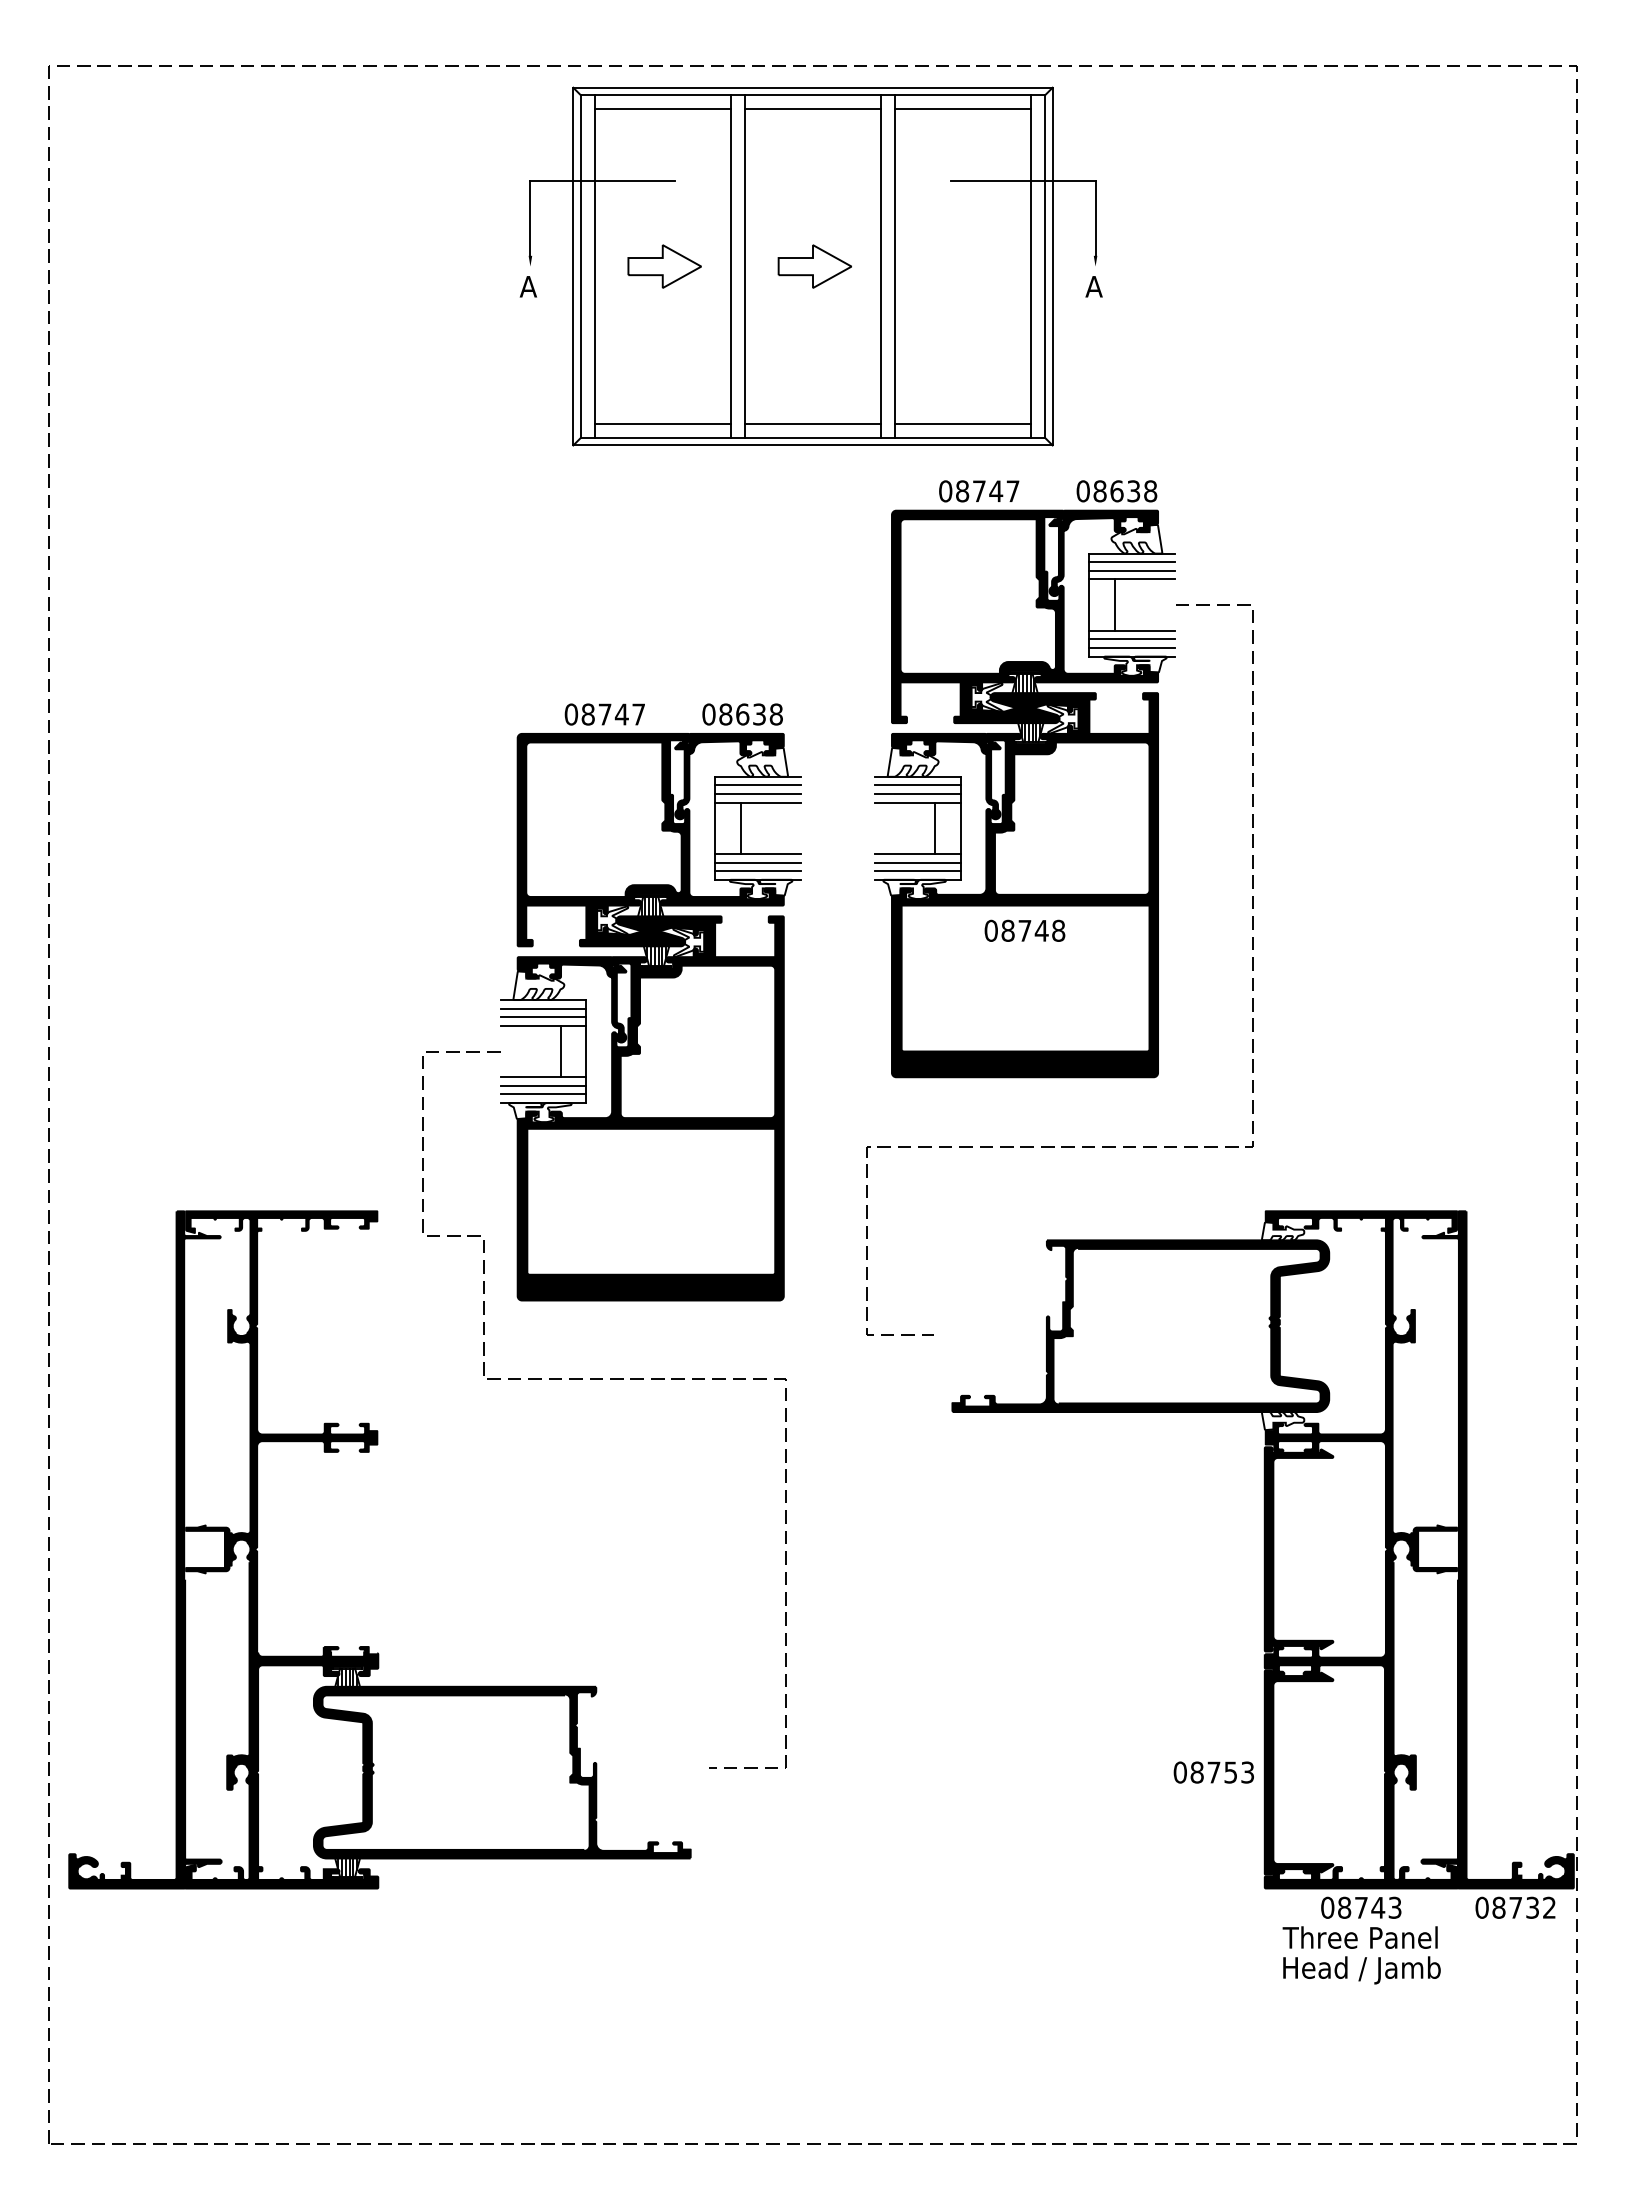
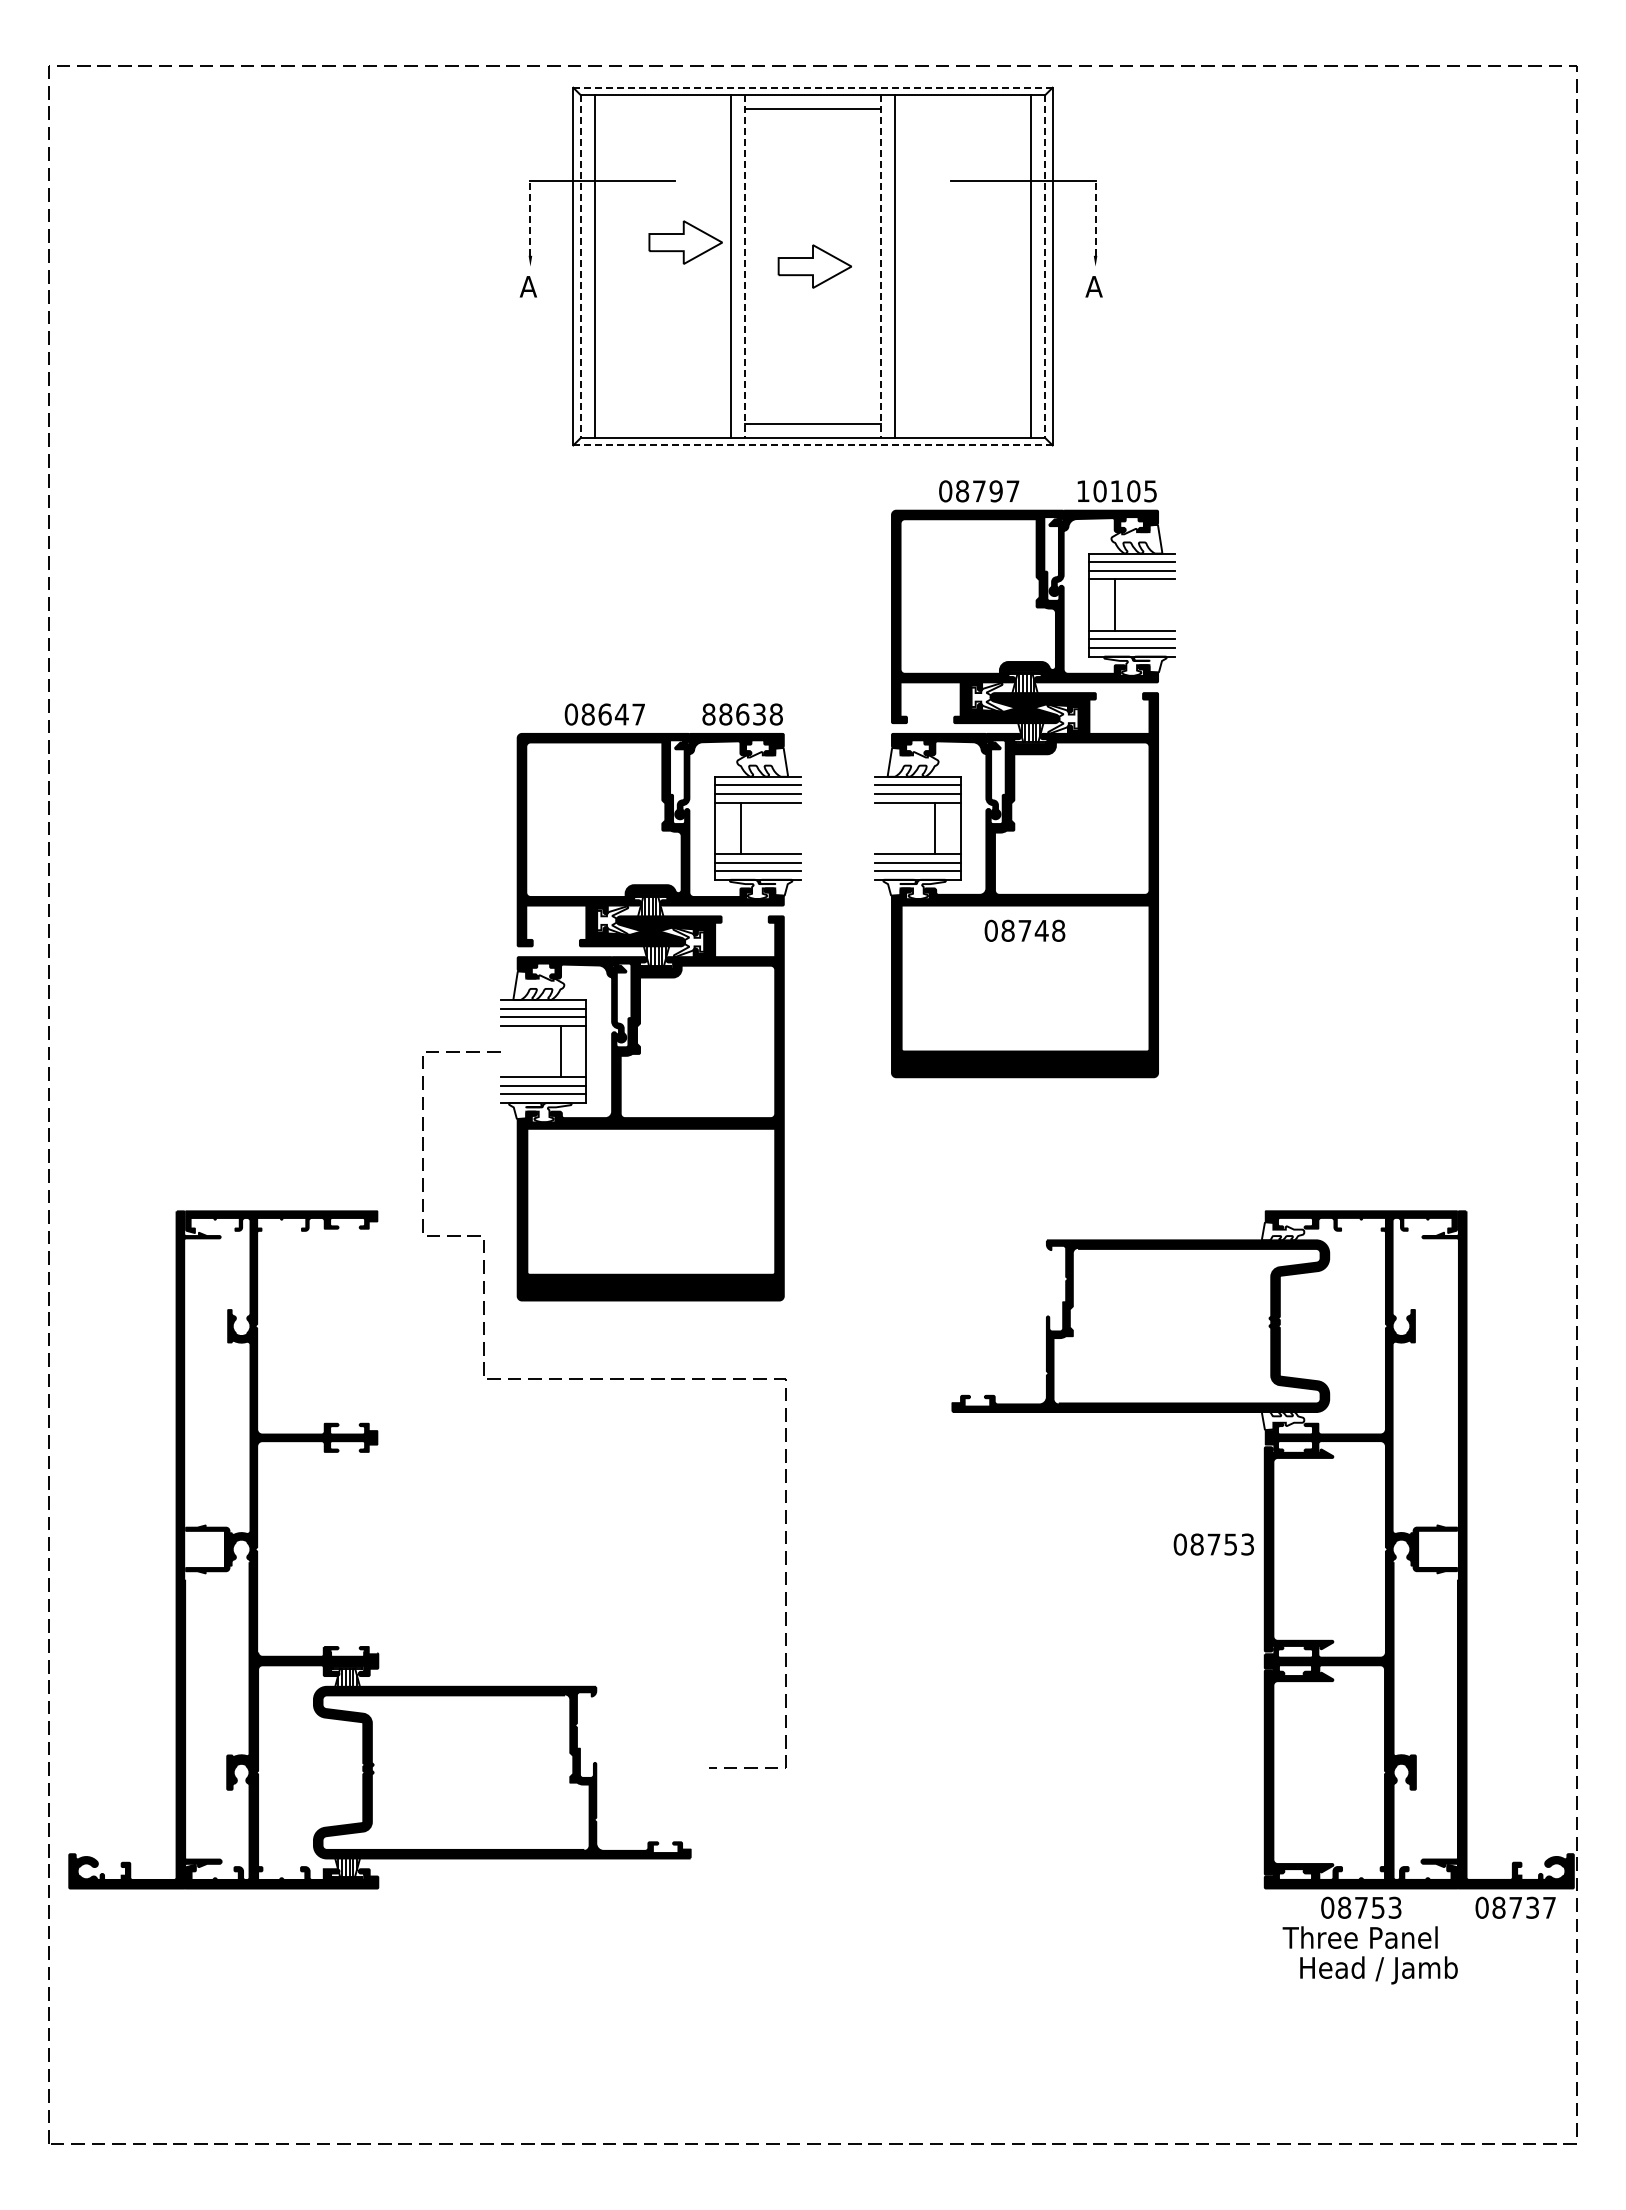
line: solid -> dashed (813, 87)
line: present -> none (662, 109)
line: present -> none (963, 109)
line: solid -> dashed (530, 218)
line: solid -> dashed (1095, 218)
line: solid -> dashed (580, 266)
part position: (664, 266) -> (685, 242) (685, 242)
line: solid -> dashed (745, 266)
line: solid -> dashed (880, 266)
line: solid -> dashed (1045, 266)
line: present -> none (662, 423)
line: present -> none (963, 423)
line: solid -> dashed (813, 445)
text: 08747 -> 08797 (996, 491)
text: 08638 -> 10105 (1116, 491)
text: 08747 -> 08647 (604, 714)
text: 08638 -> 88638 (708, 714)
curve: present -> none (1061, 1146)
text position: (1213, 1772) -> (1213, 1544) (1213, 1544)
text: 08743 -> 08753 (1378, 1907)
text: 08732 -> 08737 (1549, 1907)
text position: (1361, 1970) -> (1378, 1970) (1378, 1970)
